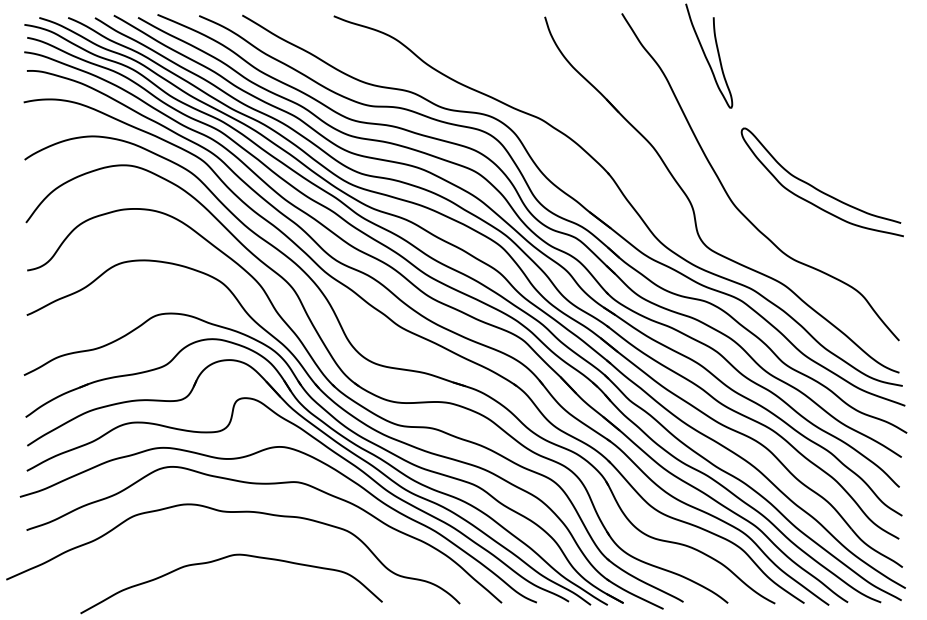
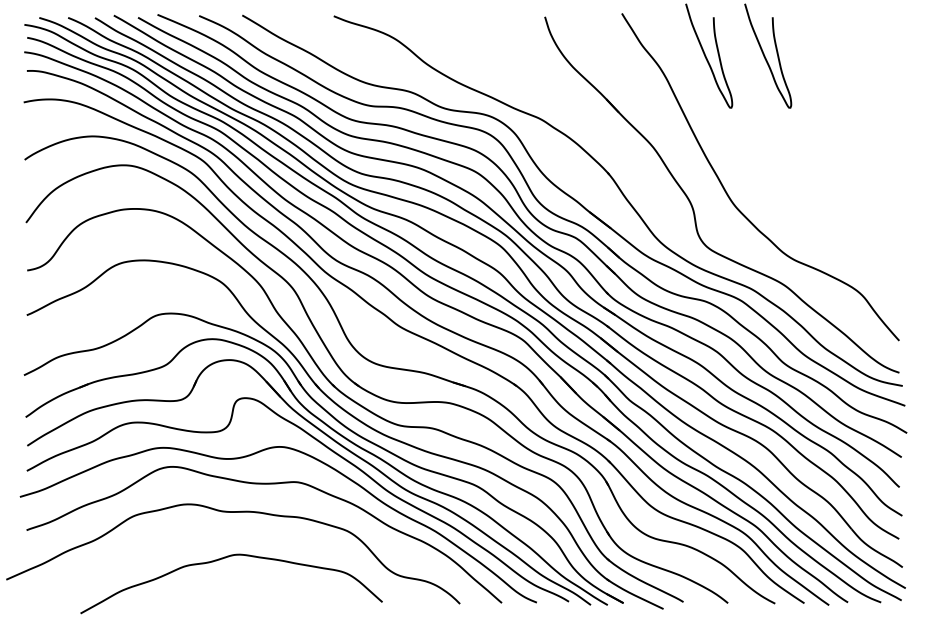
curve: none -> present (765, 55)
curve: present -> none (816, 187)
